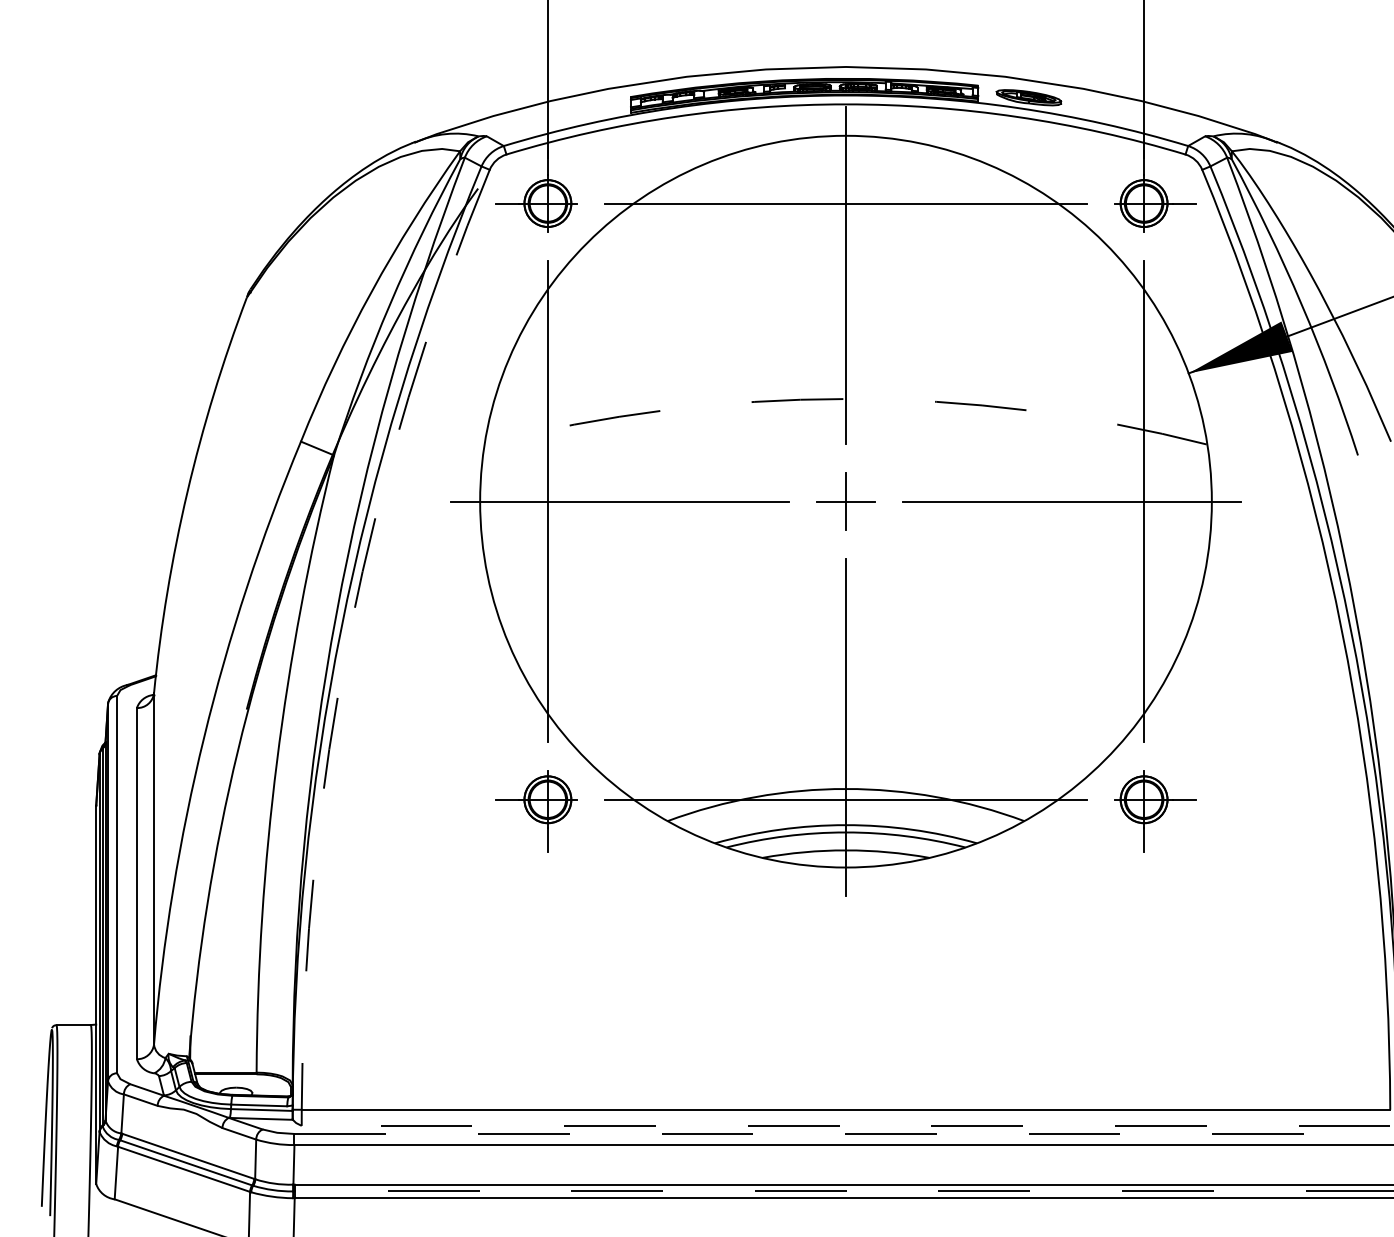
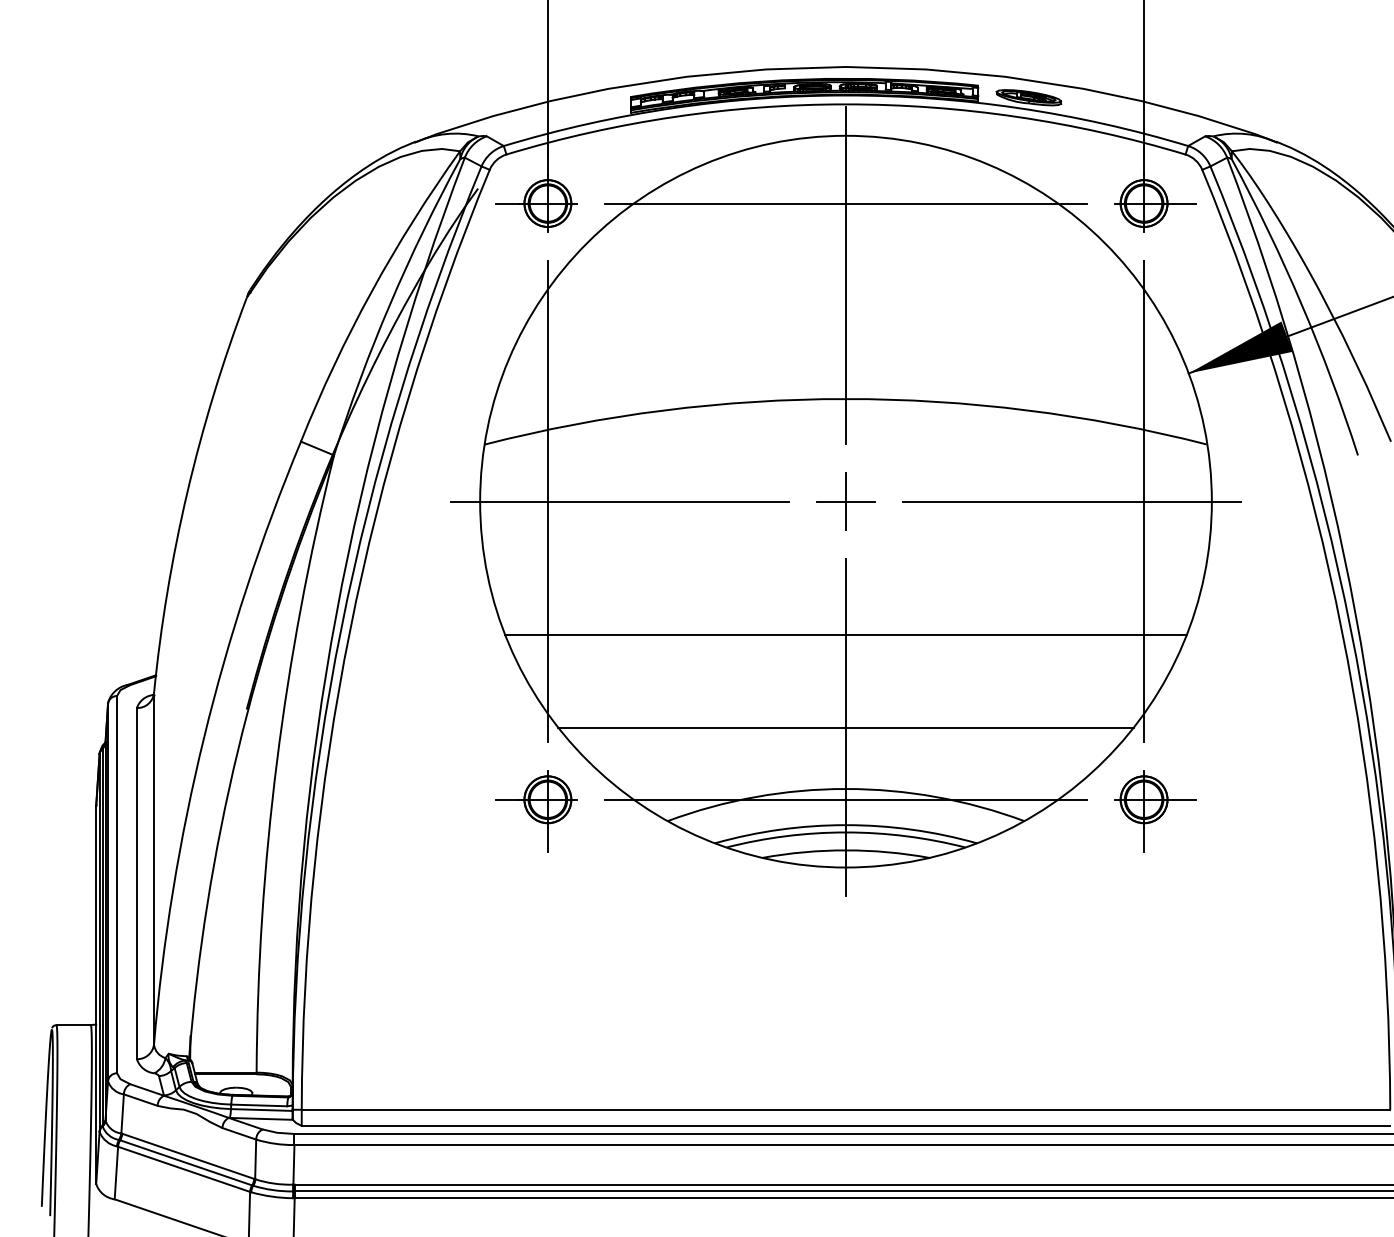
arc: dashed -> solid (845, 399)
arc: dashed -> solid (350, 630)
line: none -> present (845, 634)
line: none -> present (845, 727)
line: dashed -> solid (845, 1125)
line: dashed -> solid (844, 1133)
line: dashed -> solid (843, 1191)
